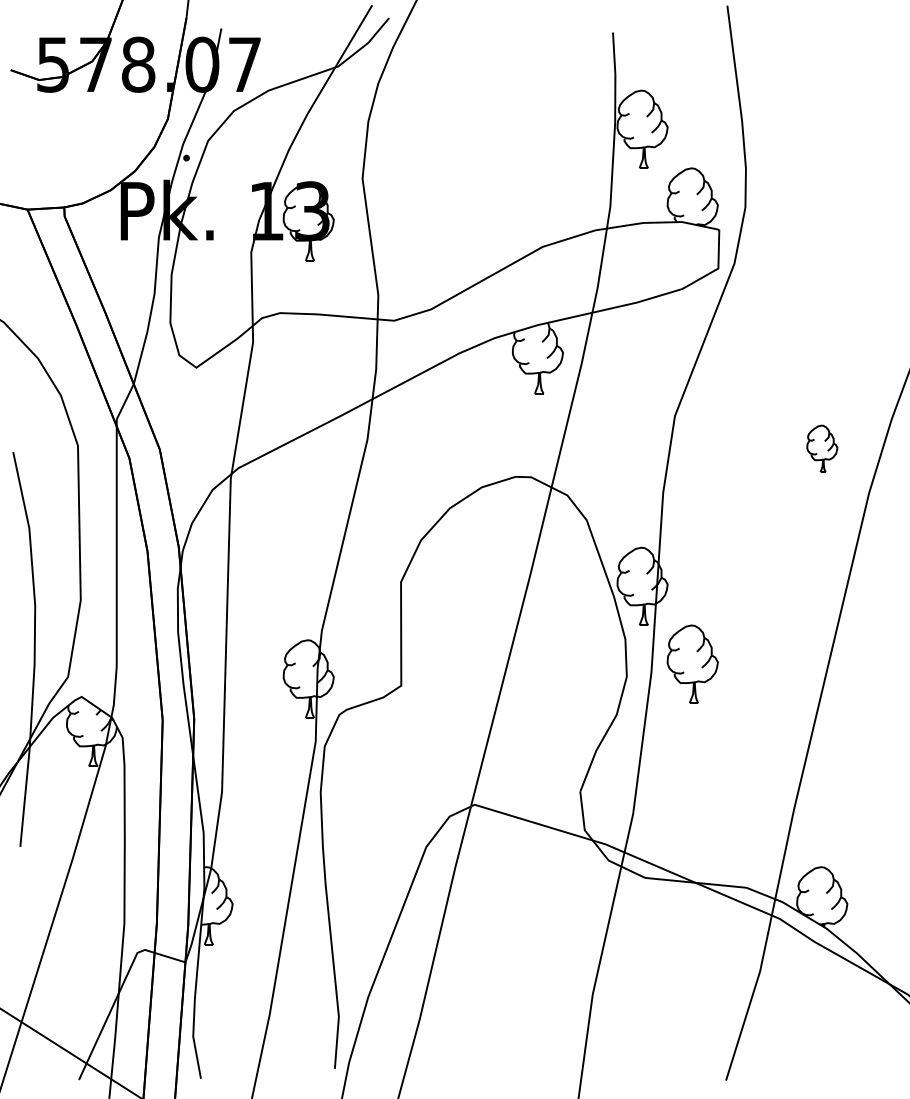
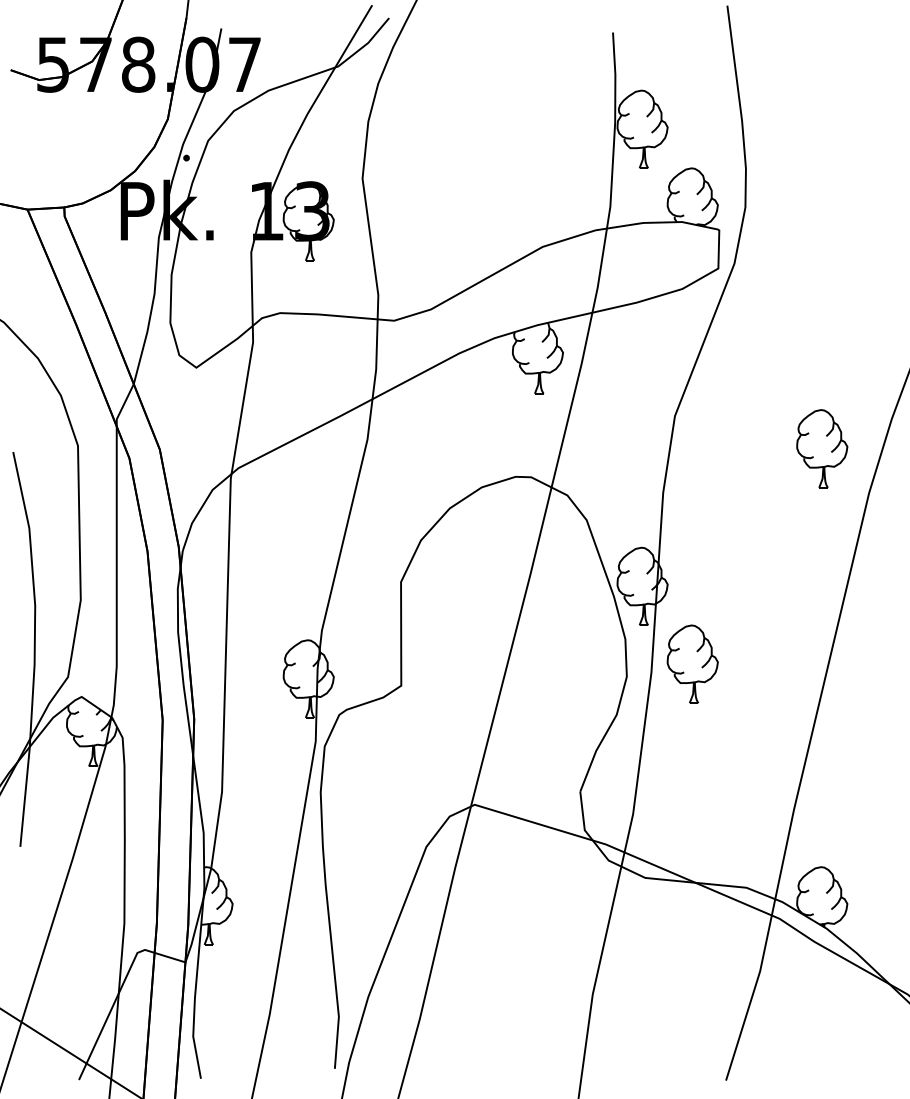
part size: 33x49 px -> 53x80 px (822, 448)
